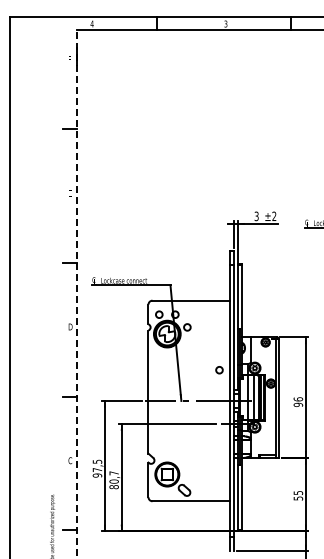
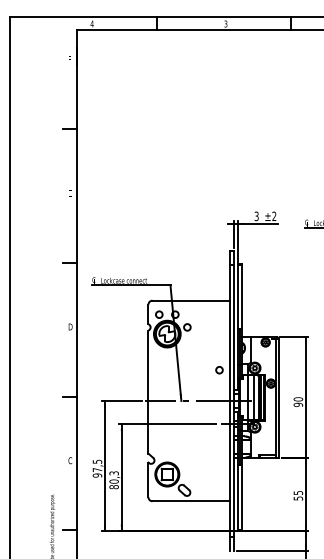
line: dashed -> solid (76, 294)
text: 96 -> 90 (297, 399)
text: 80,7 -> 80,3 (113, 473)
